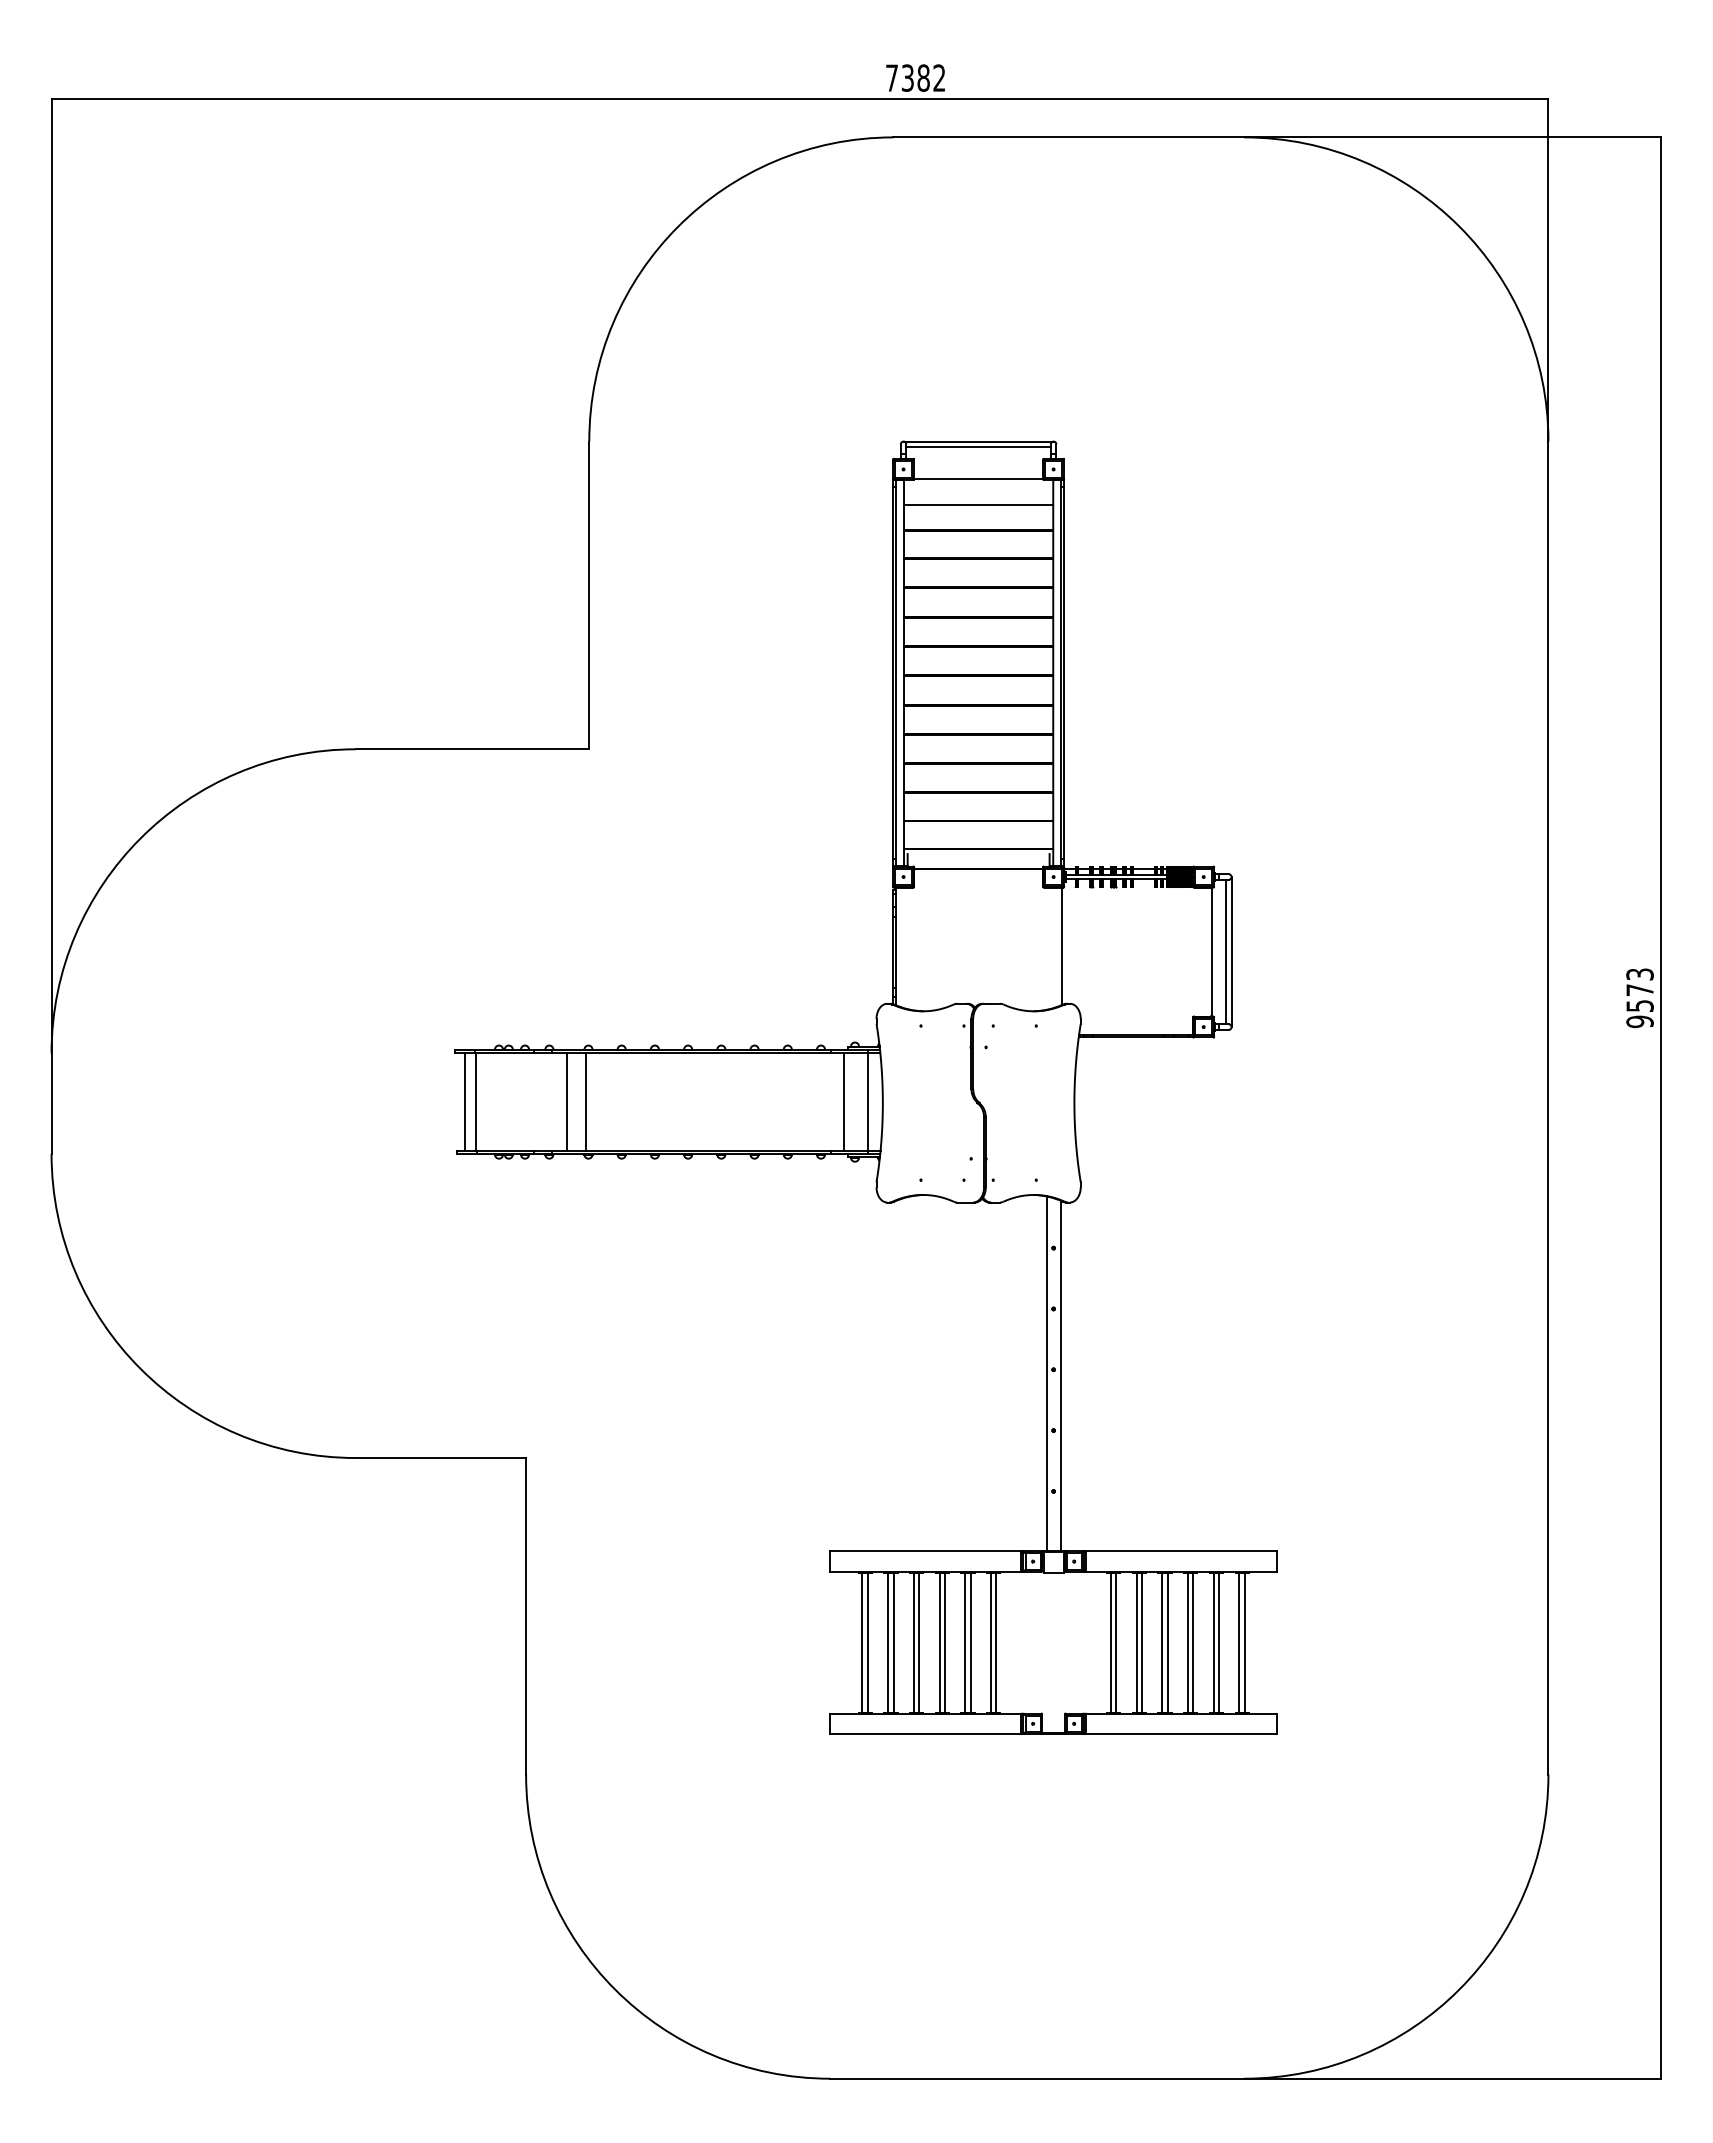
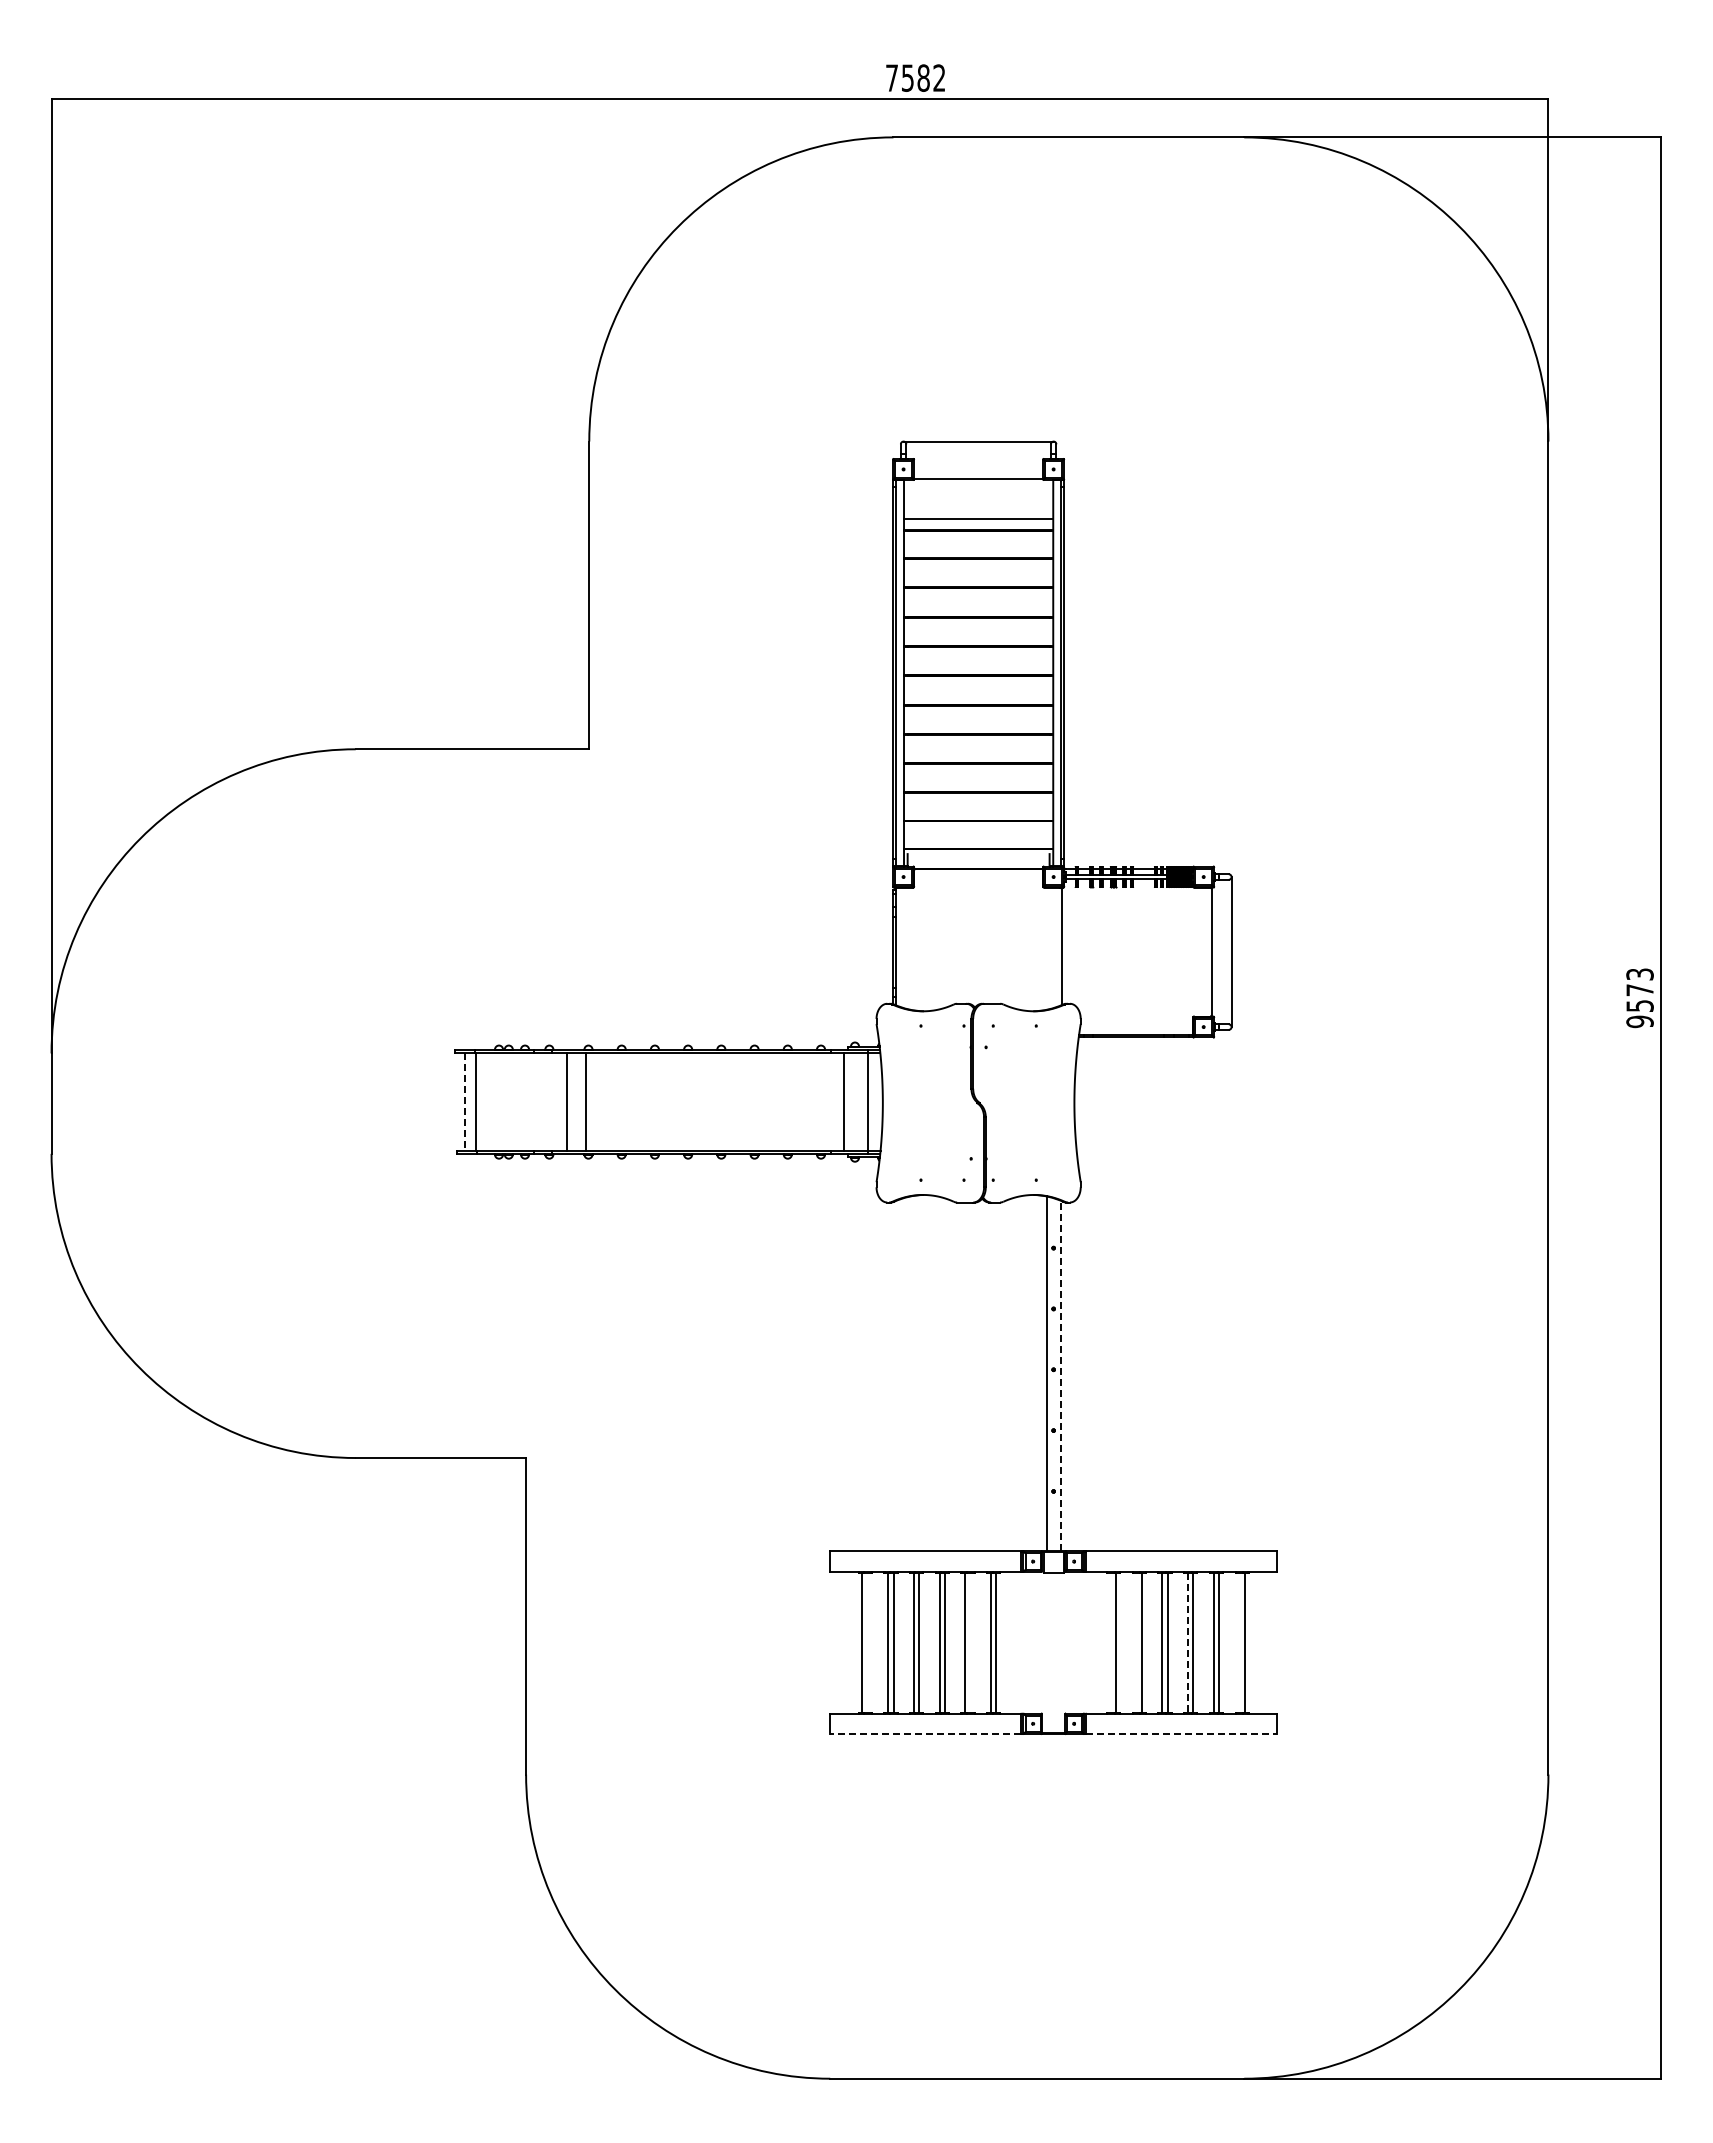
text: 7382 -> 7582 (907, 77)
line: present -> none (978, 447)
line position: (978, 505) -> (978, 519) (978, 519)
line: present -> none (1226, 951)
line: solid -> dashed (465, 1102)
line: solid -> dashed (1060, 1375)
line: present -> none (867, 1642)
line: present -> none (970, 1642)
line: present -> none (1110, 1642)
line: present -> none (1136, 1642)
line: present -> none (1239, 1642)
line: solid -> dashed (1188, 1643)
line: solid -> dashed (925, 1733)
line: solid -> dashed (1181, 1733)
